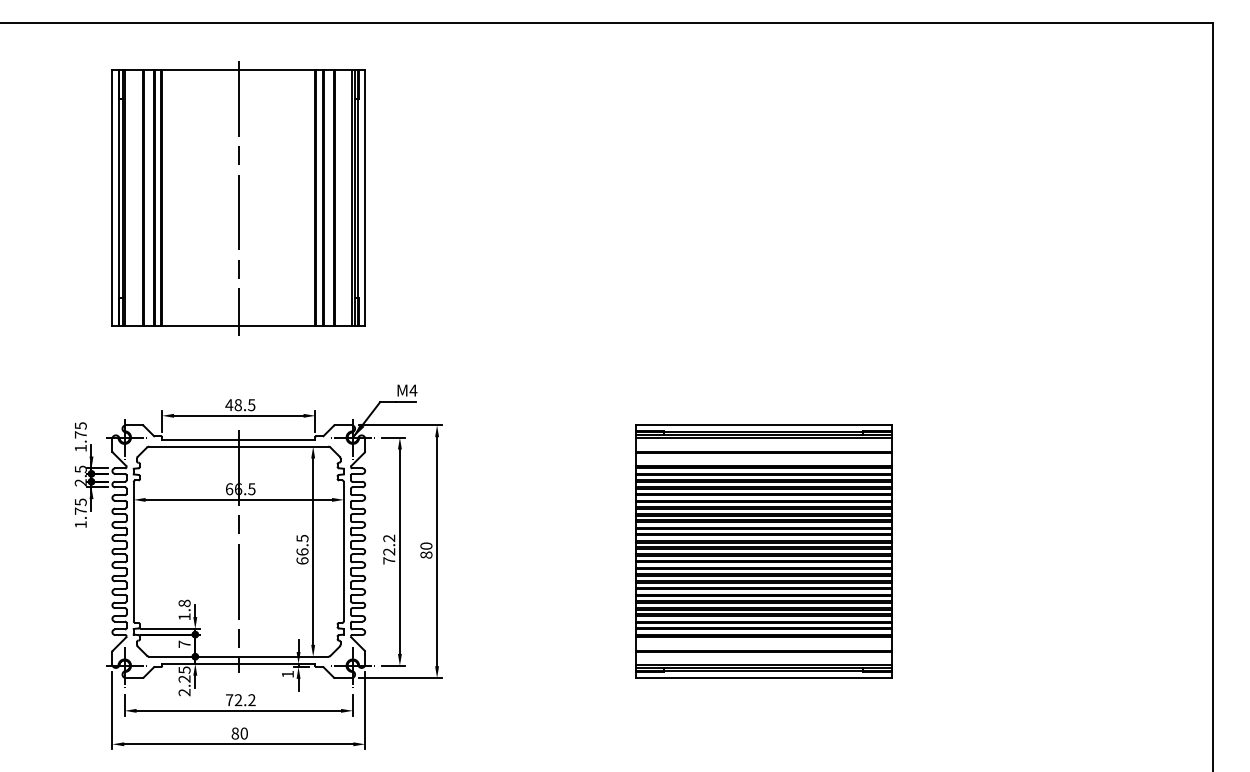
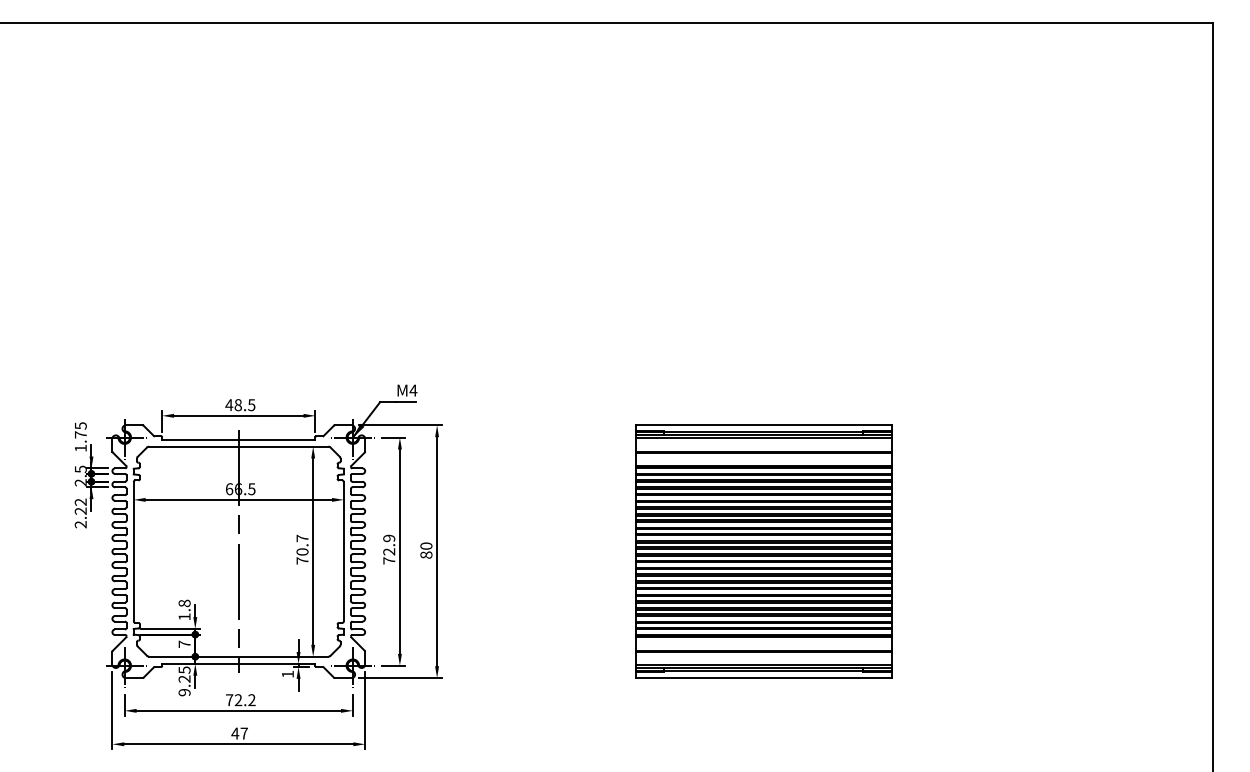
part: present -> none (238, 198)
text: 1.75 -> 2.22 (80, 513)
text: 72.2 -> 72.9 (389, 538)
text: 66.5 -> 70.7 (302, 549)
text: 2.25 -> 9.25 (184, 692)
text: 80 -> 47 (239, 733)
